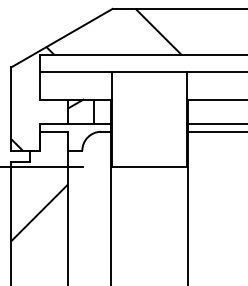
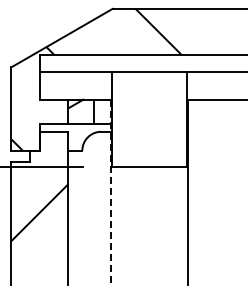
line: present -> none (216, 124)
line: present -> none (216, 131)
line: solid -> dashed (110, 192)
